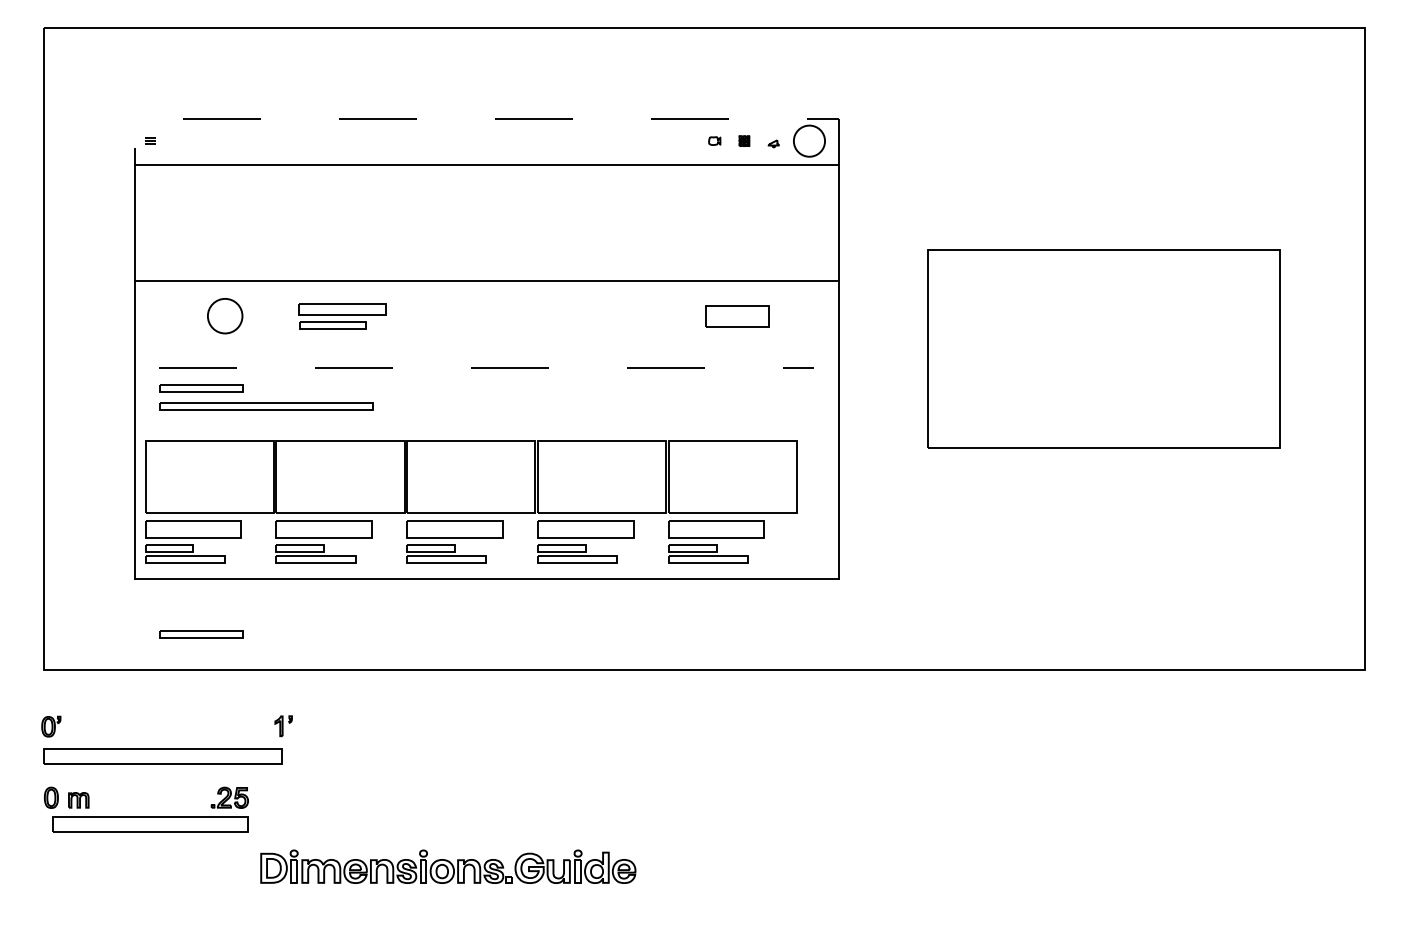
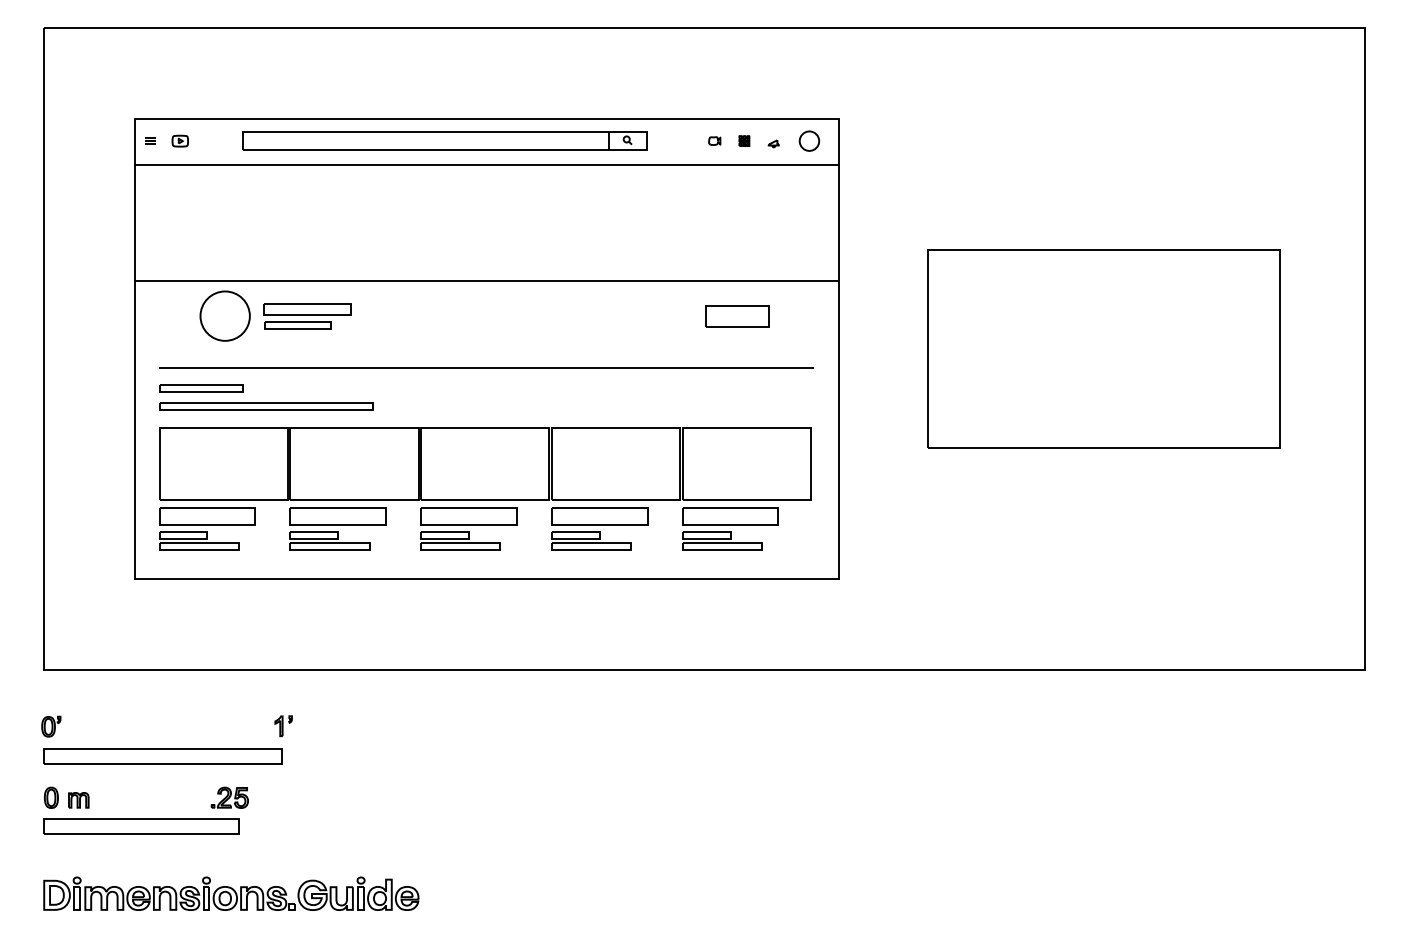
line: dashed -> solid (486, 118)
part: none -> present (179, 140)
part: none -> present (444, 140)
circle diameter: 31 px -> 19 px (809, 140)
circle diameter: 35 px -> 49 px (224, 315)
part position: (342, 316) -> (307, 316) (307, 316)
line: dashed -> solid (486, 368)
part position: (471, 501) -> (485, 488) (485, 488)
part: present -> none (201, 634)
part position: (150, 824) -> (141, 826) (141, 826)
part position: (448, 866) -> (231, 893) (231, 893)
